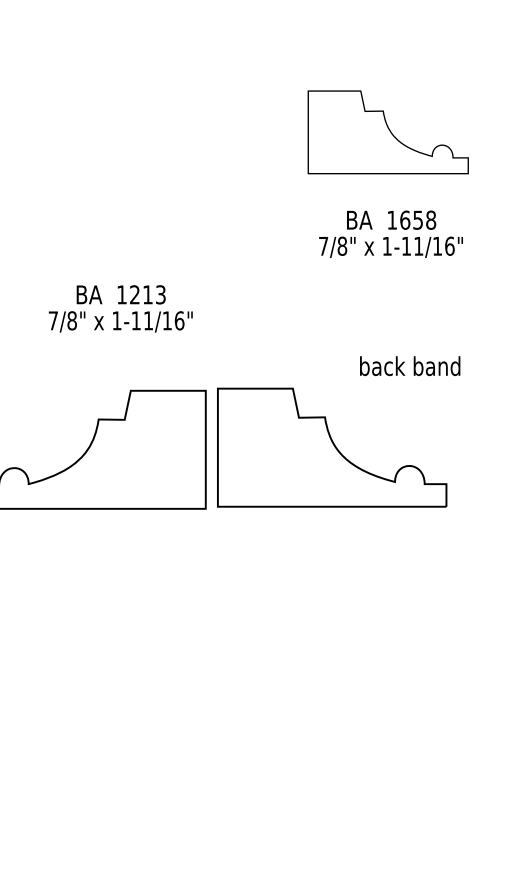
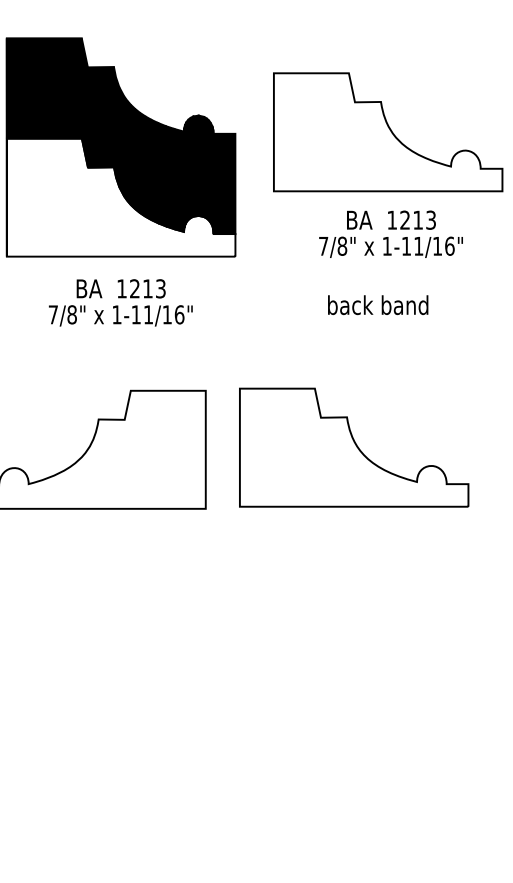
part size: 162x85 px -> 231x121 px (388, 132)
part: none -> present (120, 147)
text: 1658 -> 1213 (418, 219)
text position: (120, 308) -> (120, 302) (120, 302)
text position: (410, 366) -> (378, 305) (378, 305)
part position: (332, 447) -> (354, 447) (354, 447)
